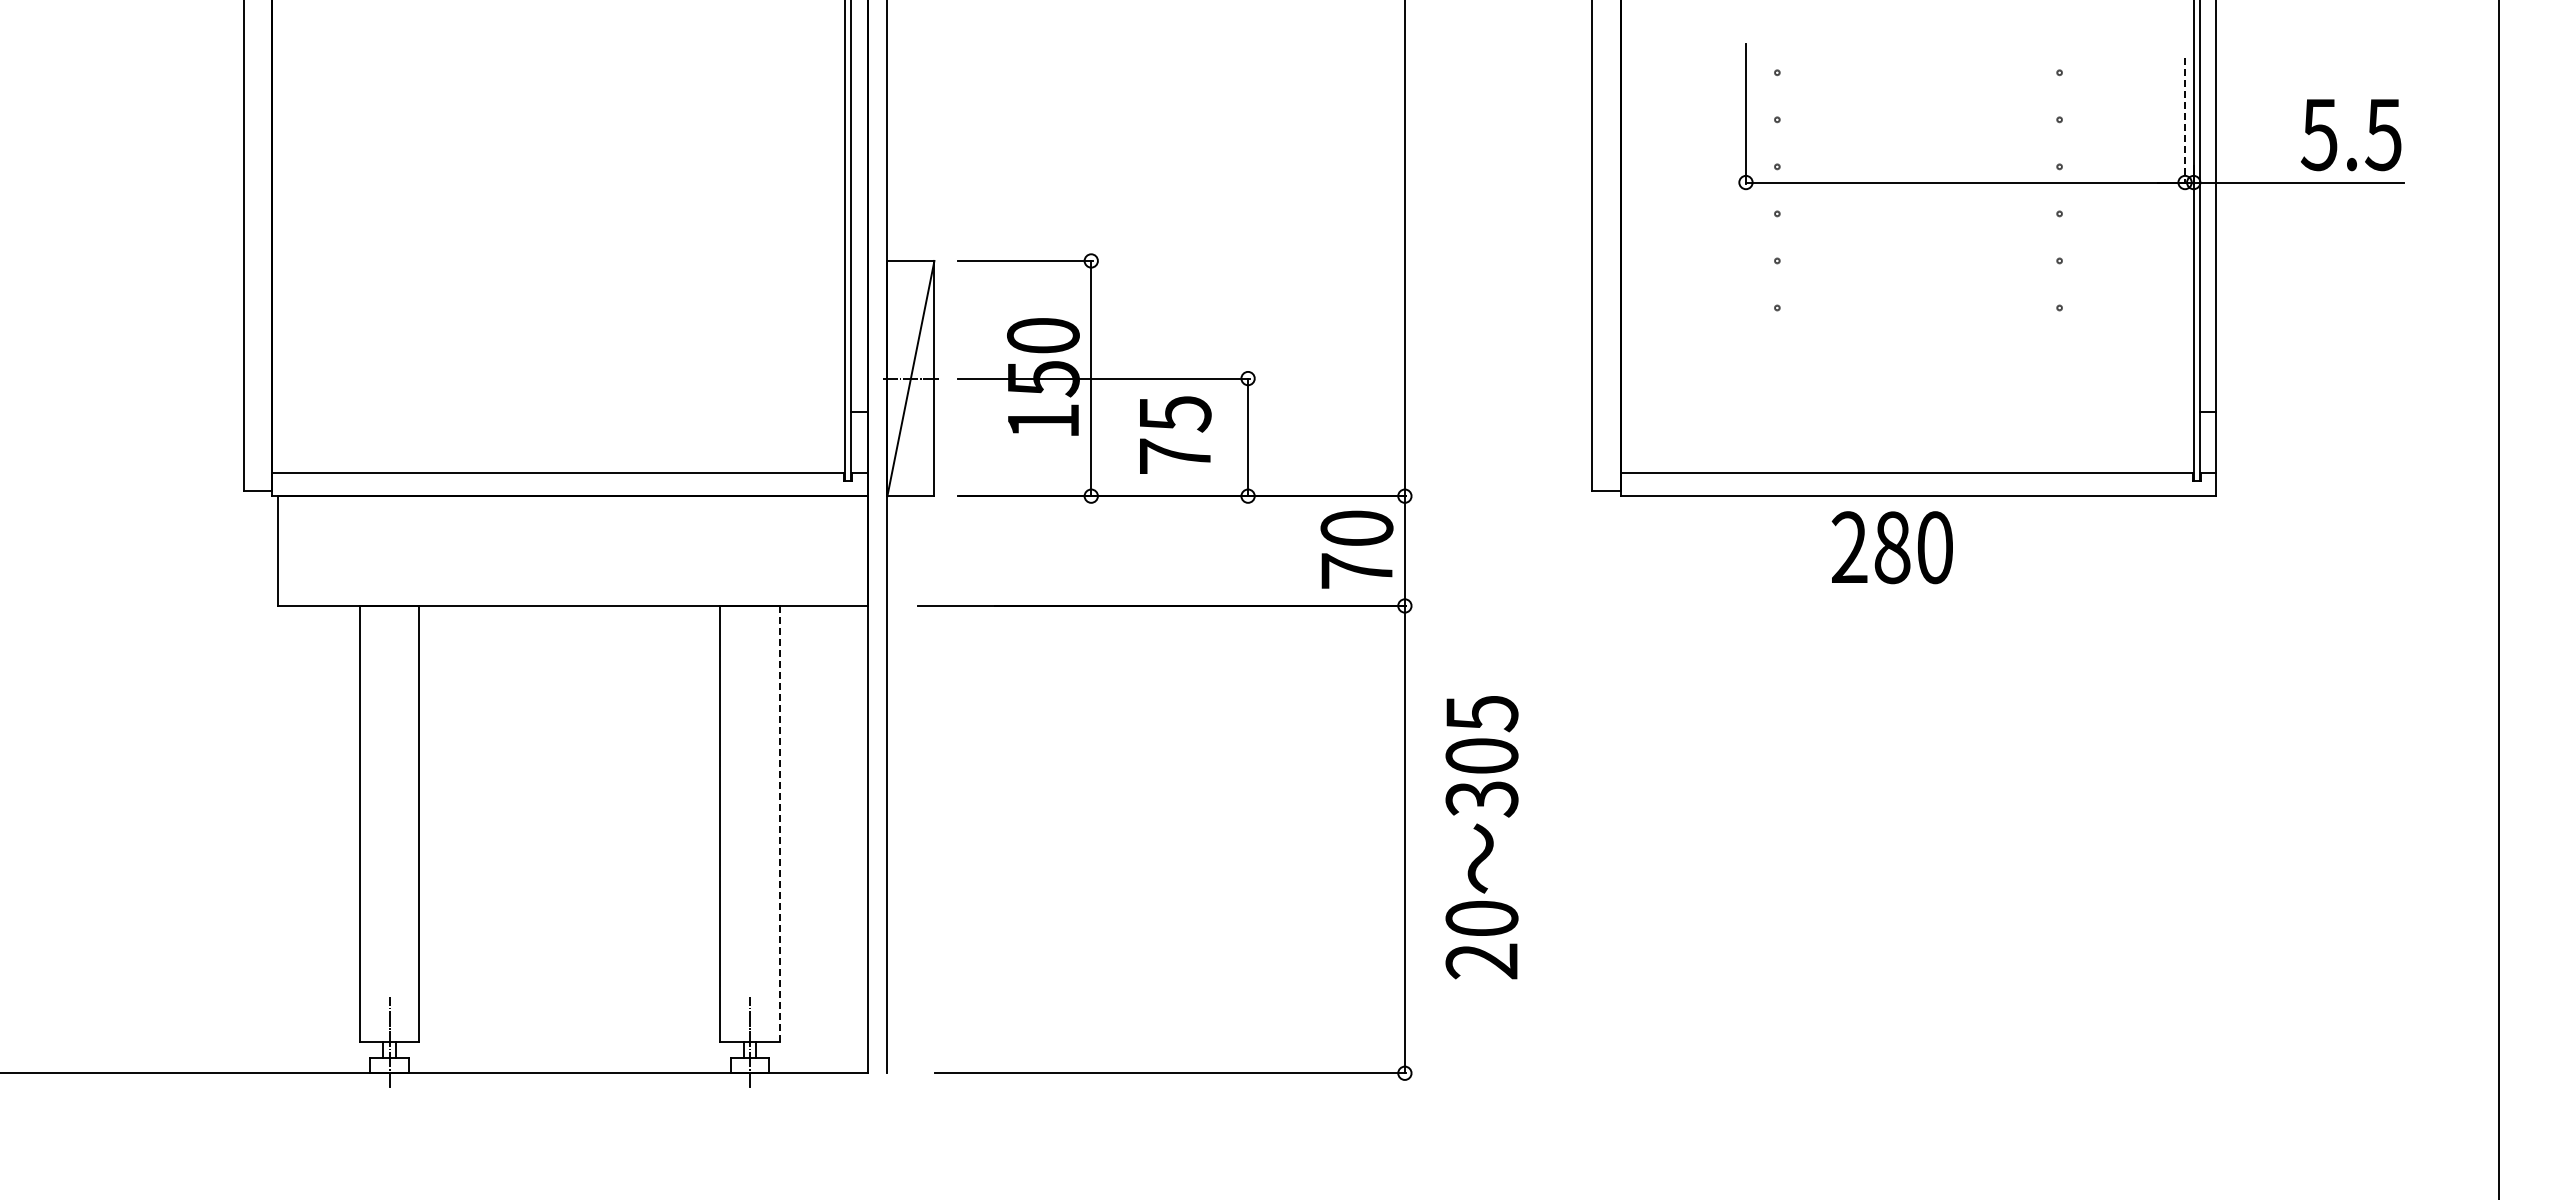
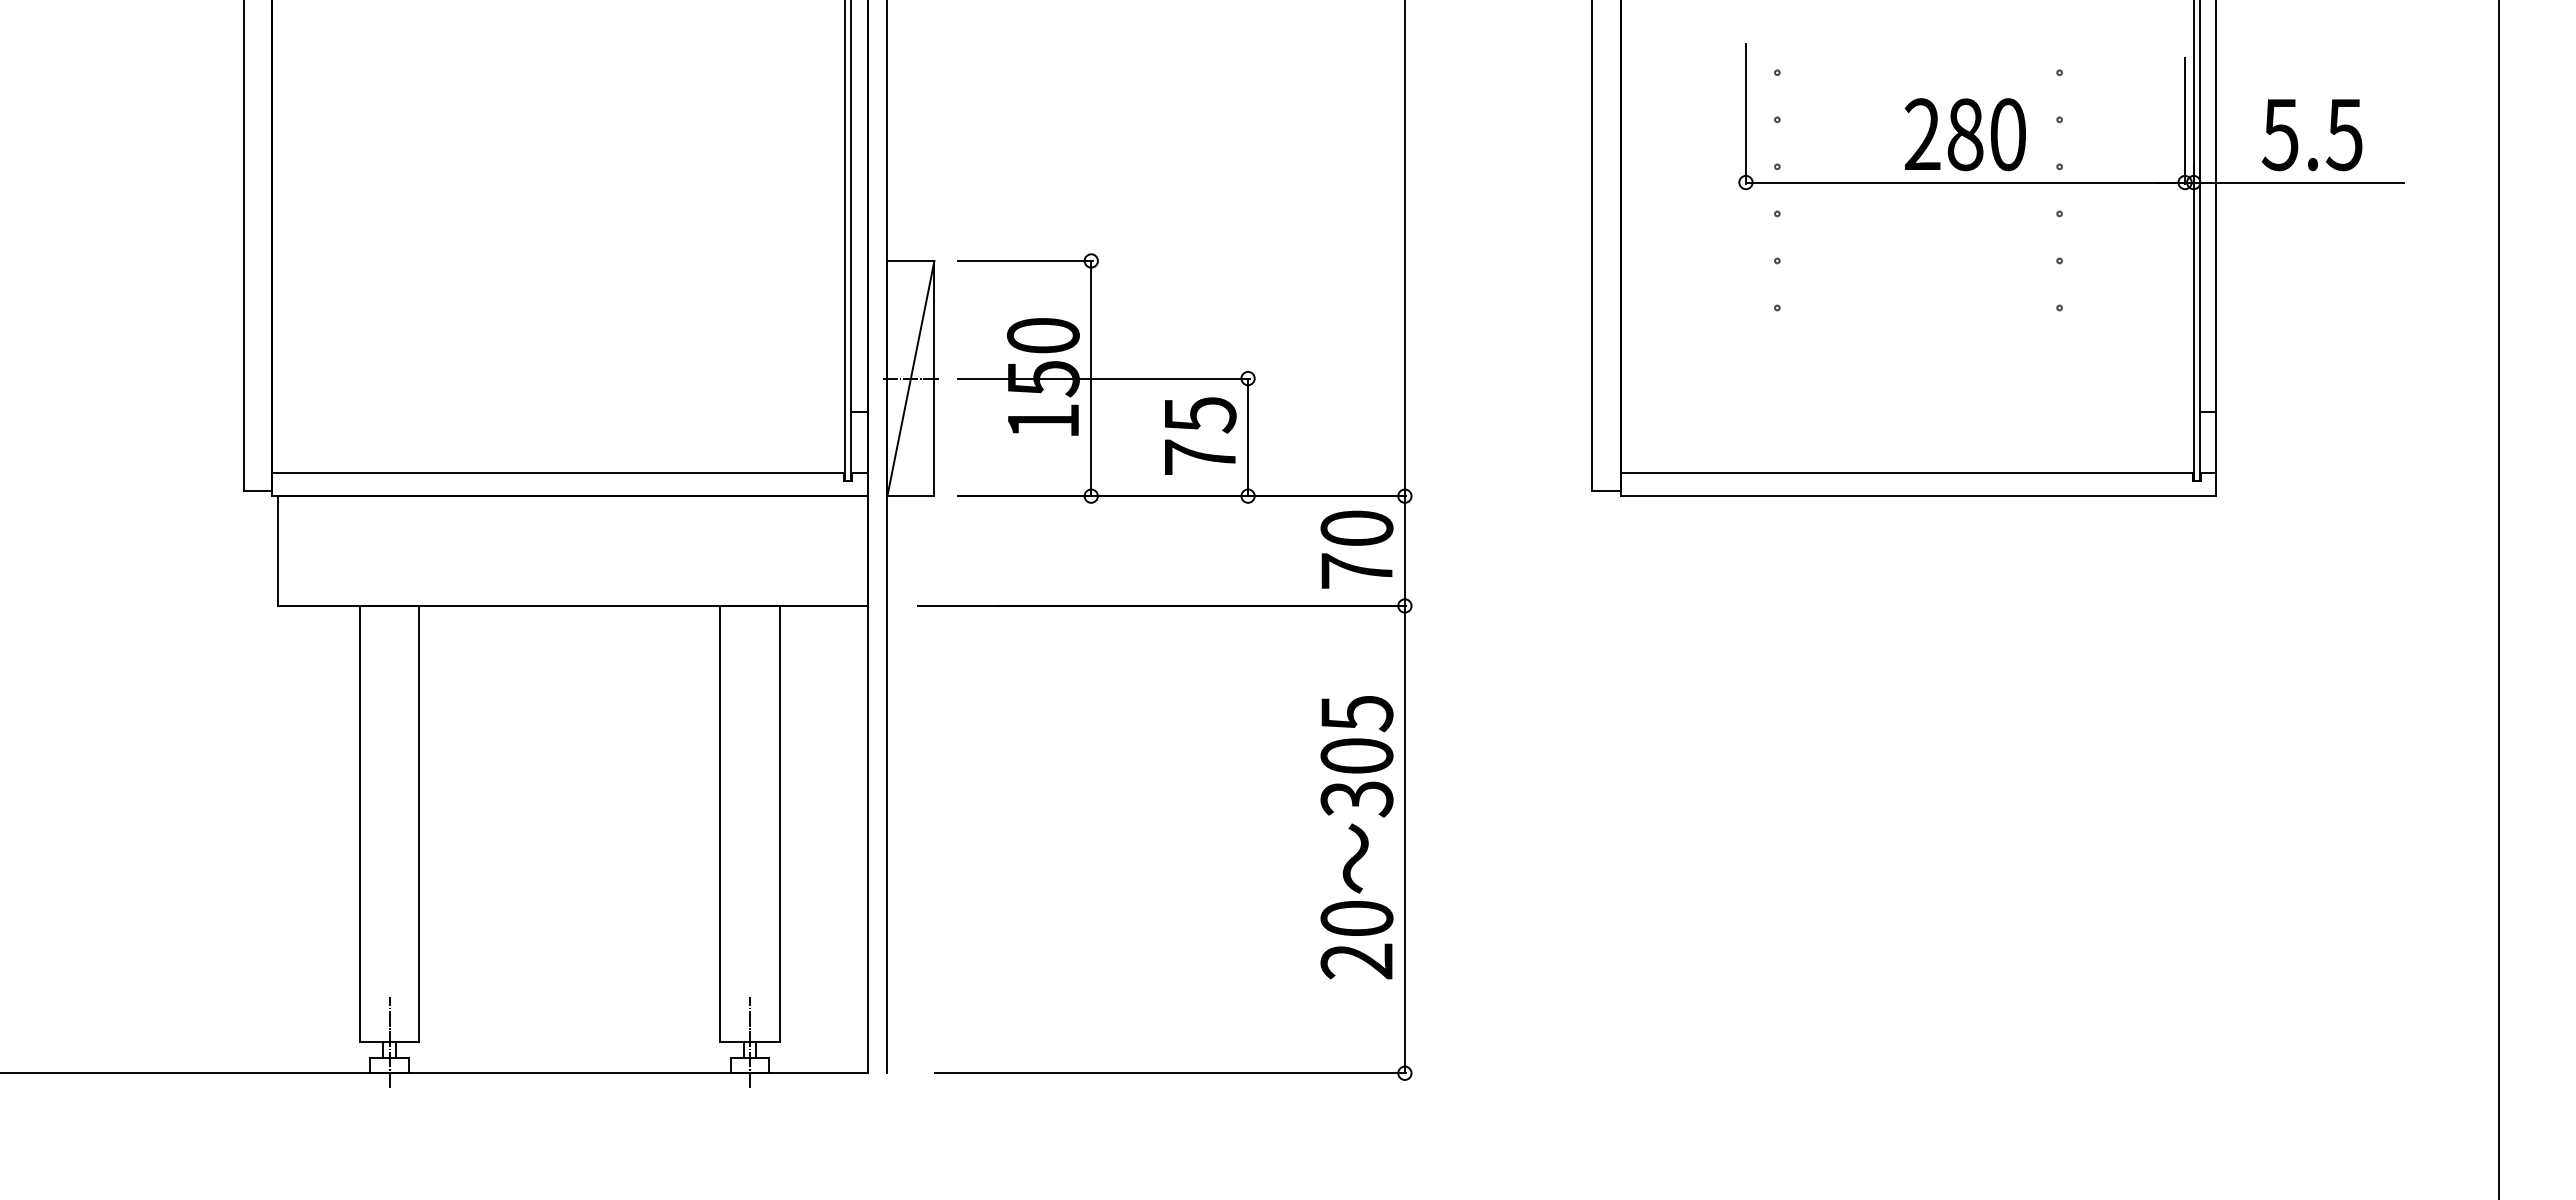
line: dashed -> solid (2185, 121)
text position: (2350, 135) -> (2311, 135) (2311, 135)
text position: (1175, 434) -> (1200, 435) (1200, 435)
text position: (1891, 547) -> (1964, 134) (1964, 134)
line: dashed -> solid (779, 823)
text position: (1481, 837) -> (1356, 837) (1356, 837)
